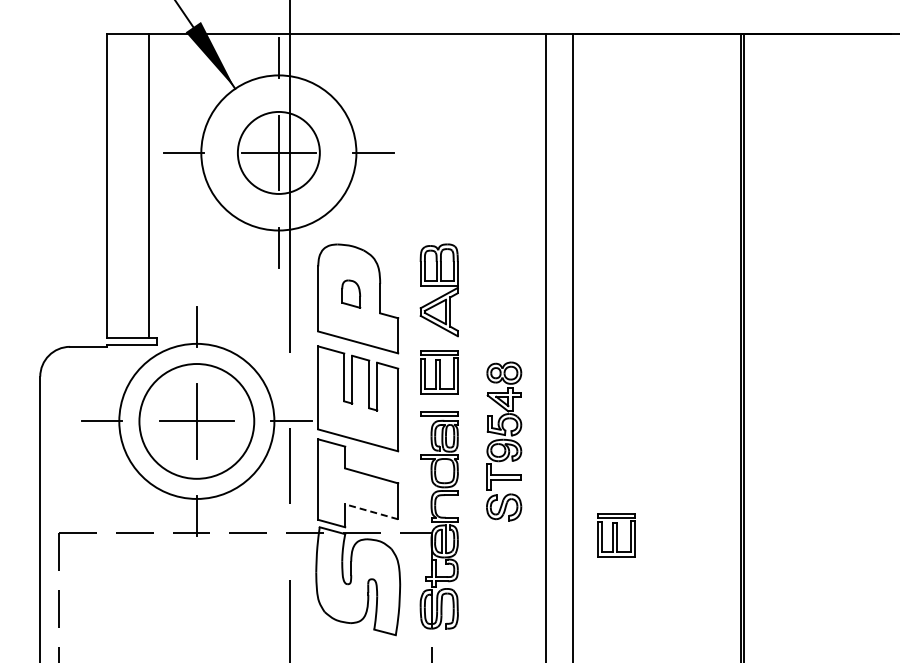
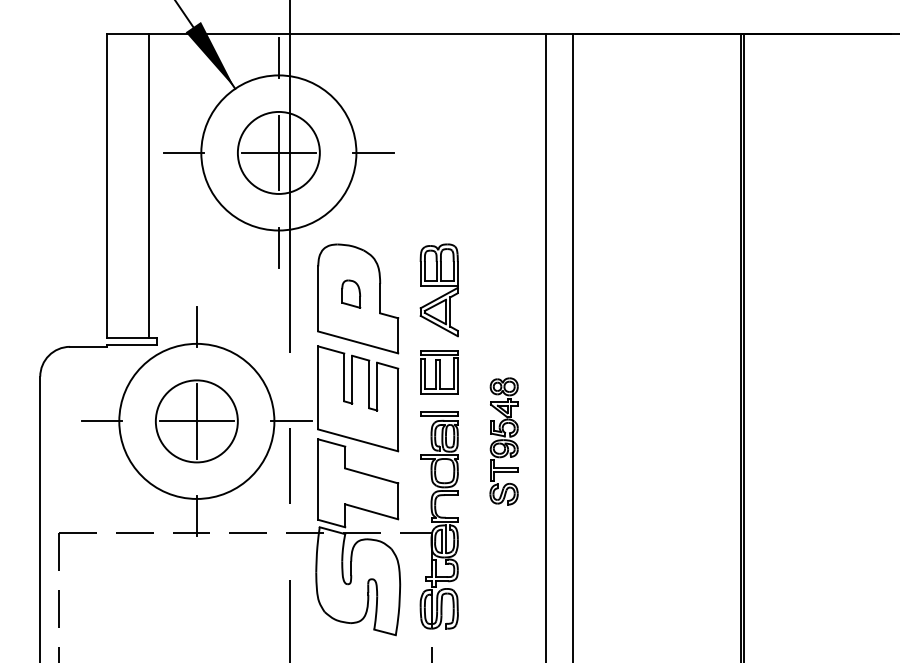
circle diameter: 115 px -> 82 px (196, 421)
part size: 37x161 px -> 30x129 px (503, 441)
line: dashed -> solid (371, 511)
part: present -> none (616, 535)
